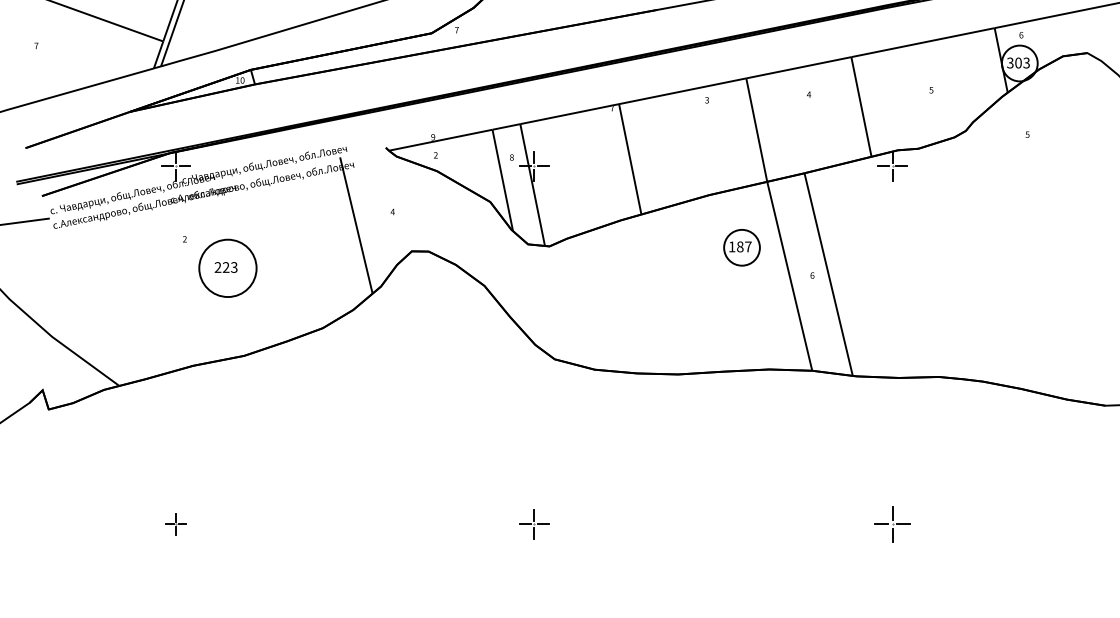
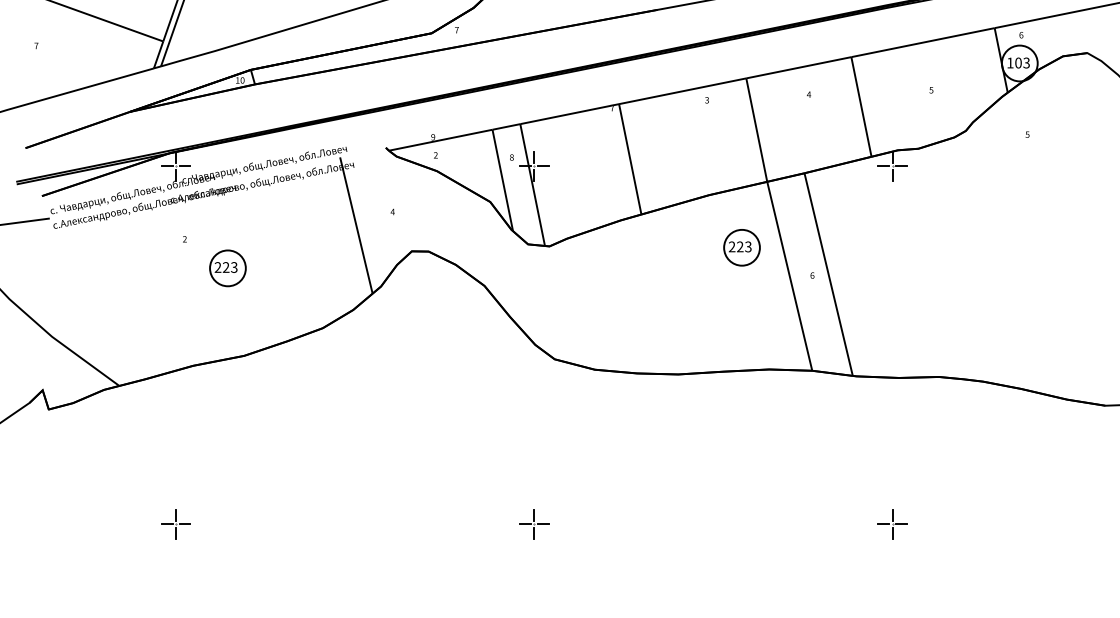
text: 303 -> 103 (1010, 62)
text: 187 -> 223 (739, 246)
circle diameter: 57 px -> 36 px (227, 268)
part size: 22x23 px -> 30x31 px (175, 524)
part size: 37x37 px -> 31x31 px (892, 524)
